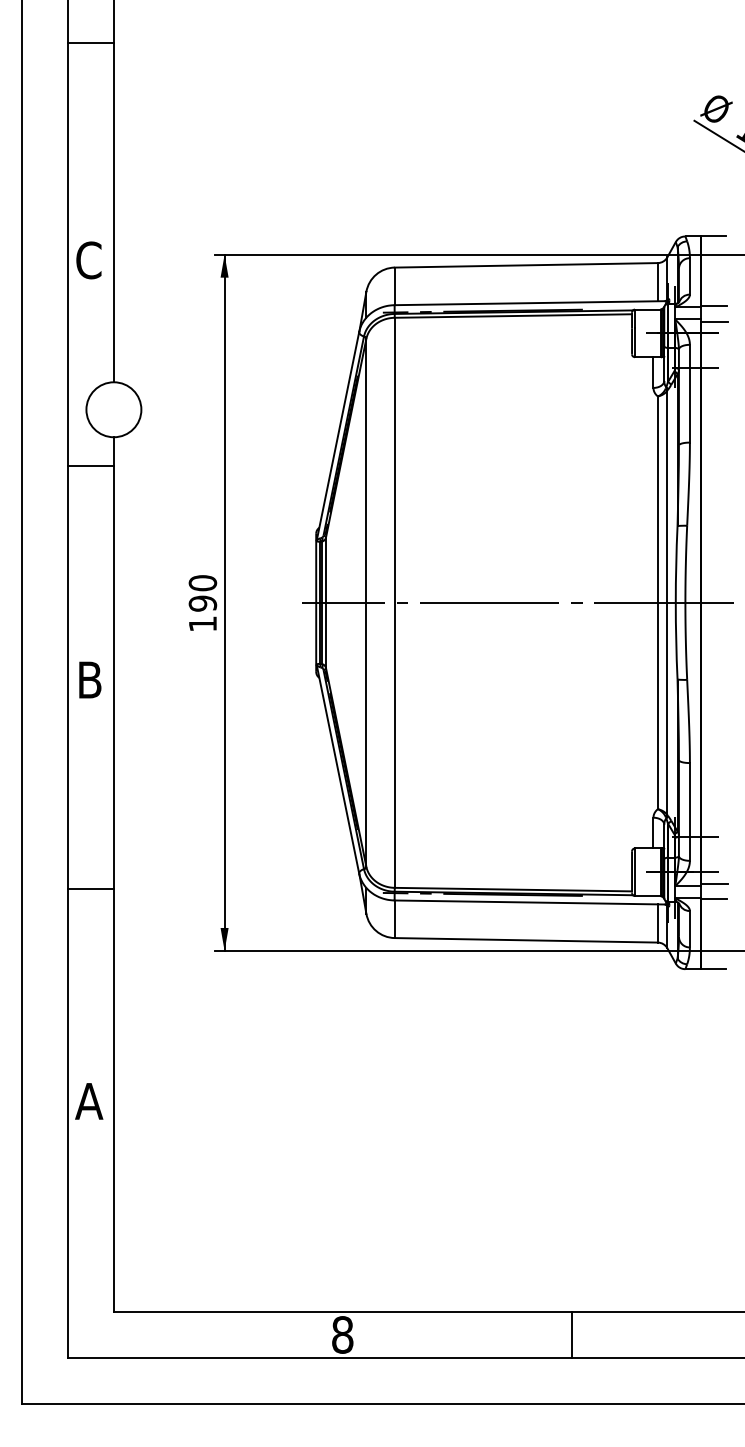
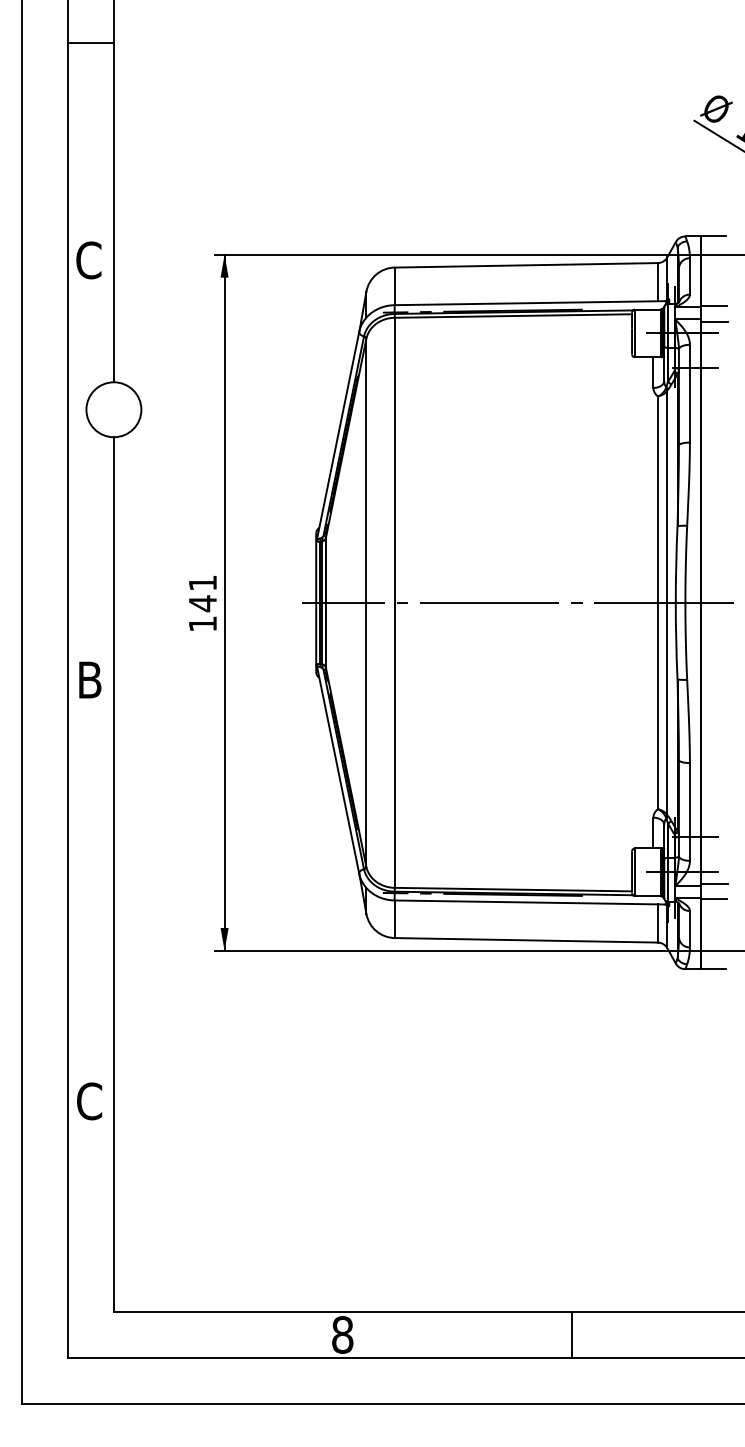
line: present -> none (90, 466)
text: 190 -> 141 (202, 593)
line: present -> none (90, 889)
text: A -> C (89, 1101)
